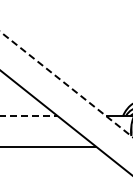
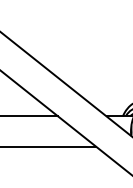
line: dashed -> solid (65, 84)
line: dashed -> solid (29, 116)
